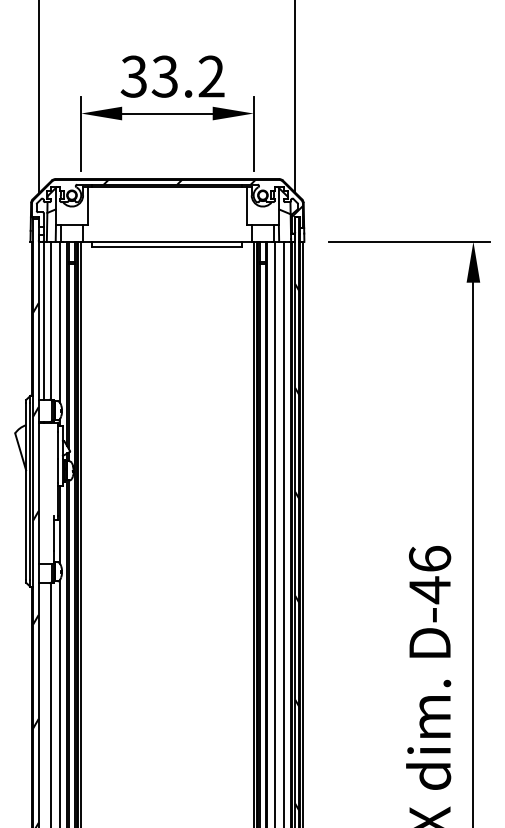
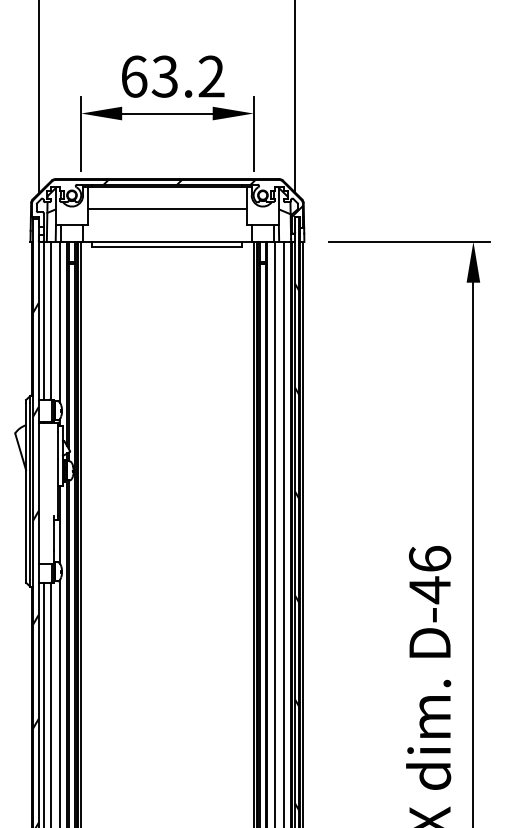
text: 33.2 -> 63.2 (133, 76)
line: none -> present (167, 209)
line: none -> present (44, 703)
